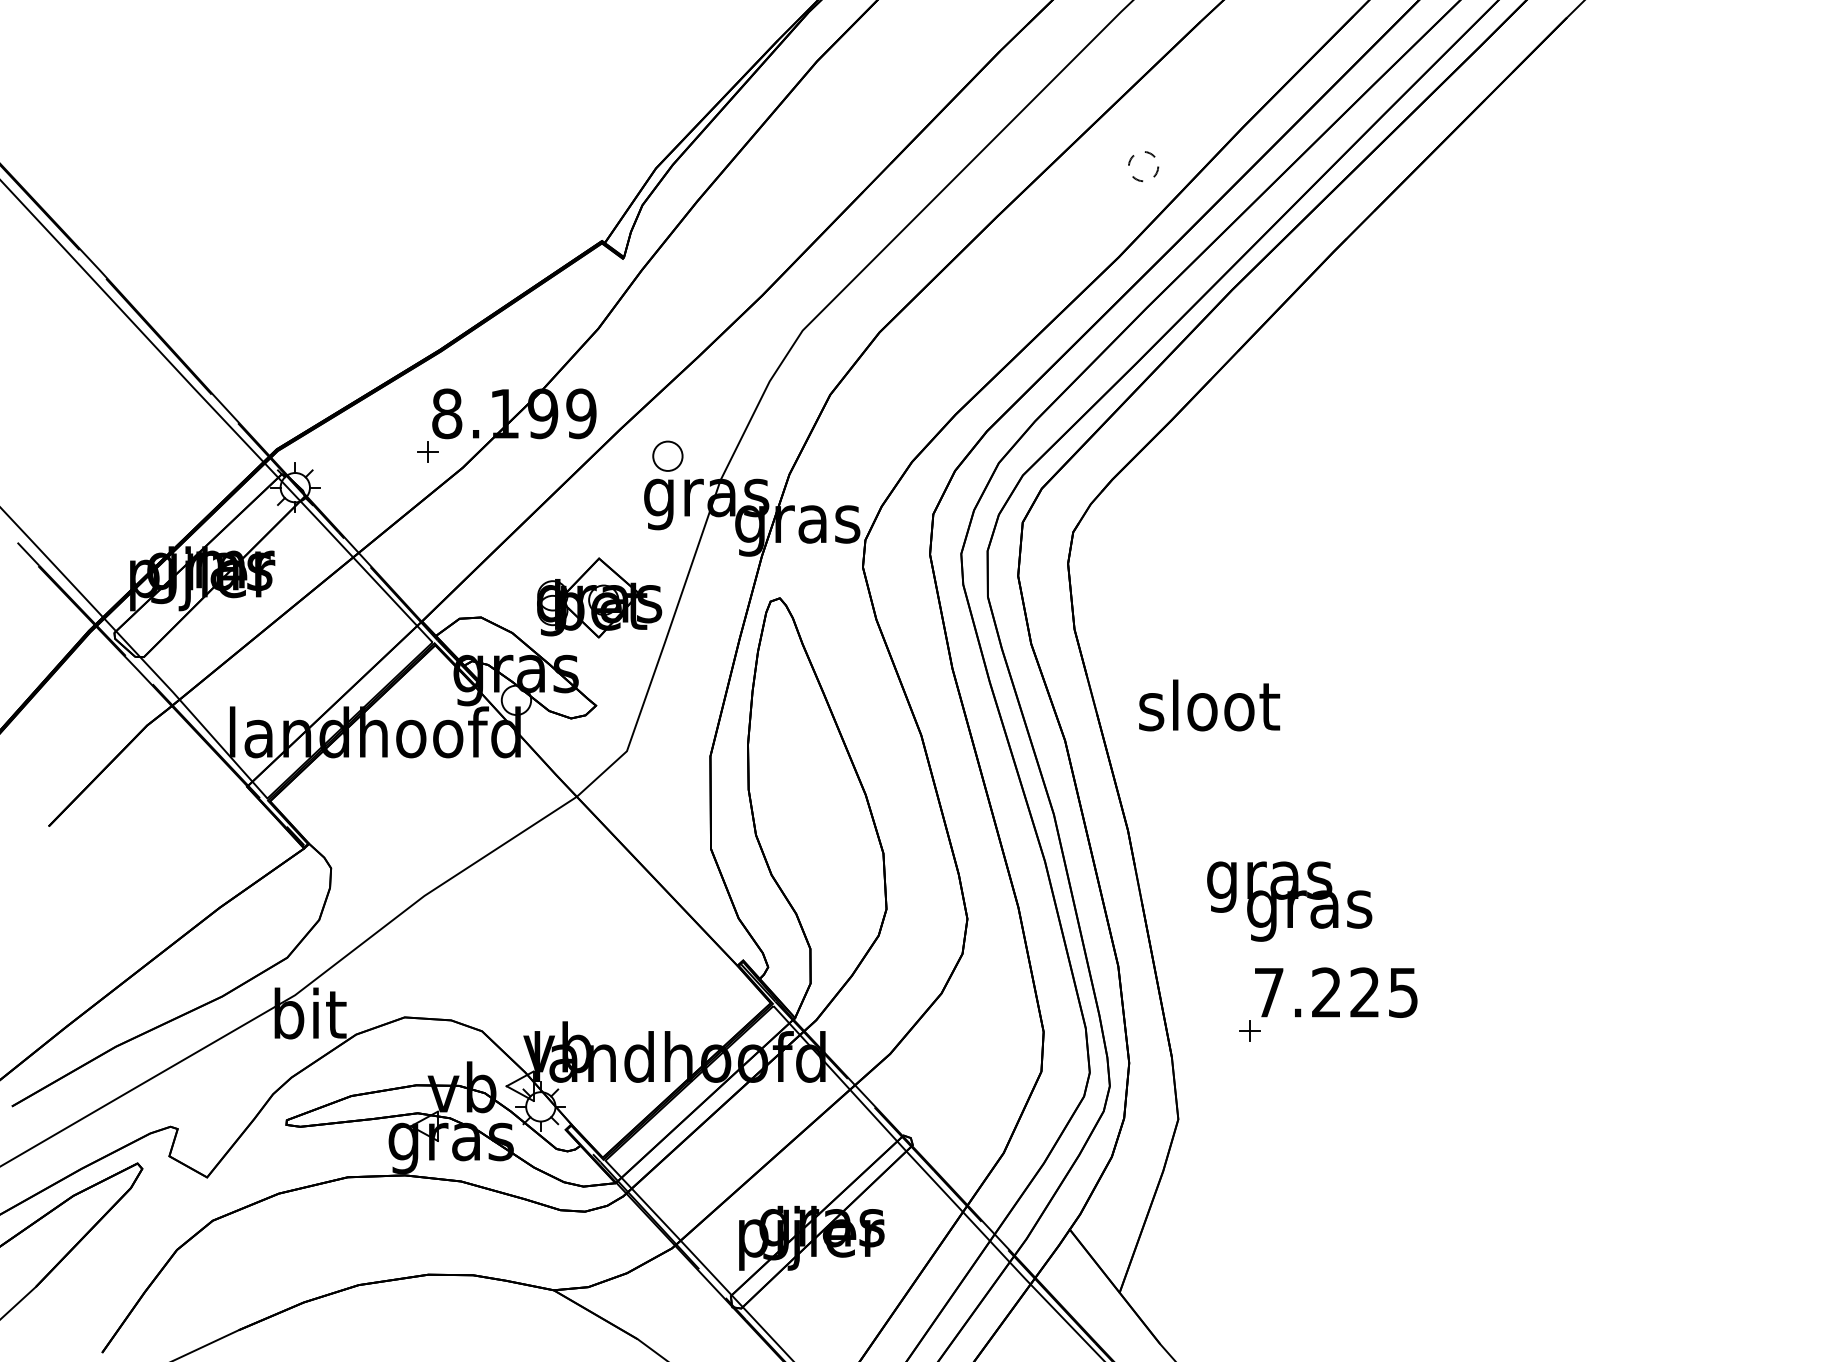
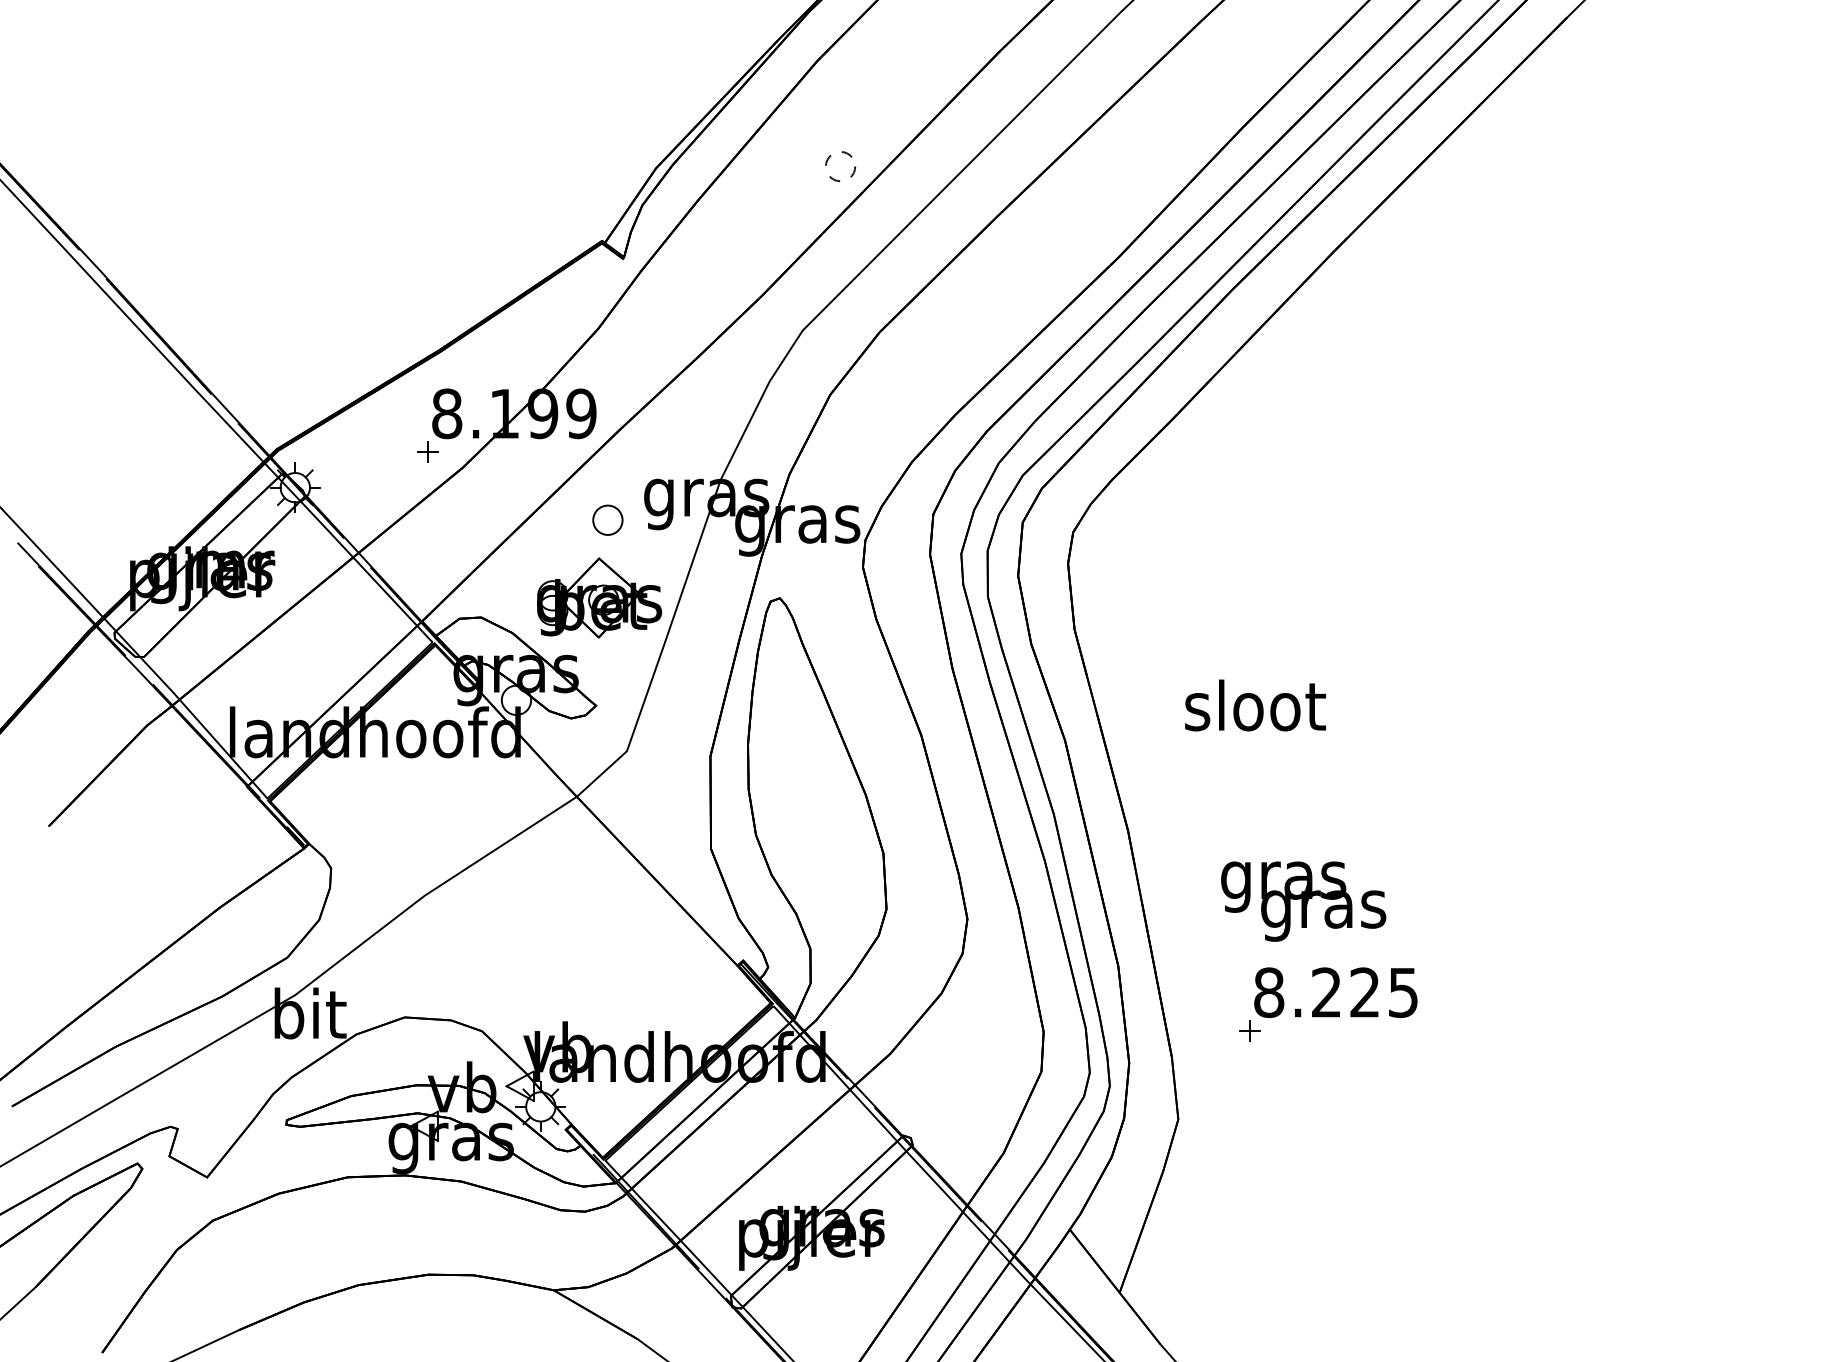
part position: (1146, 153) -> (843, 153) (843, 153)
part position: (667, 455) -> (607, 519) (607, 519)
text position: (1209, 705) -> (1255, 705) (1255, 705)
text position: (1289, 901) -> (1303, 901) (1303, 901)
text: 7.225 -> 8.225 (1269, 992)
